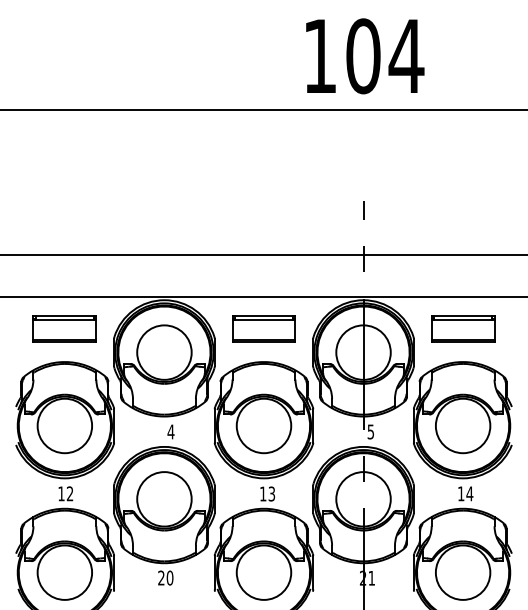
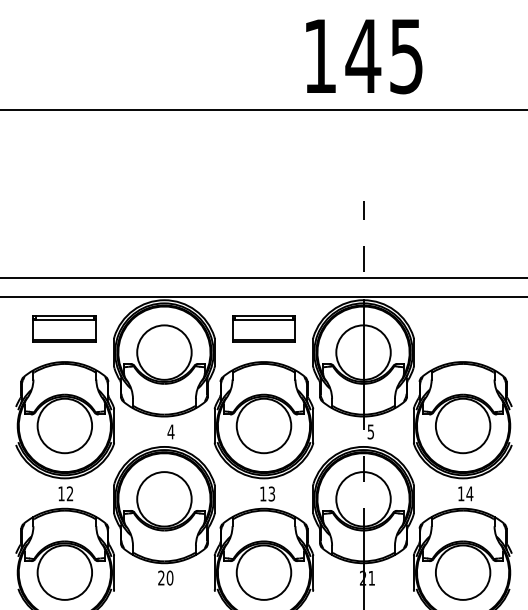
text: 104 -> 145 (384, 56)
line position: (263, 255) -> (263, 278) (263, 278)
part: present -> none (463, 328)
